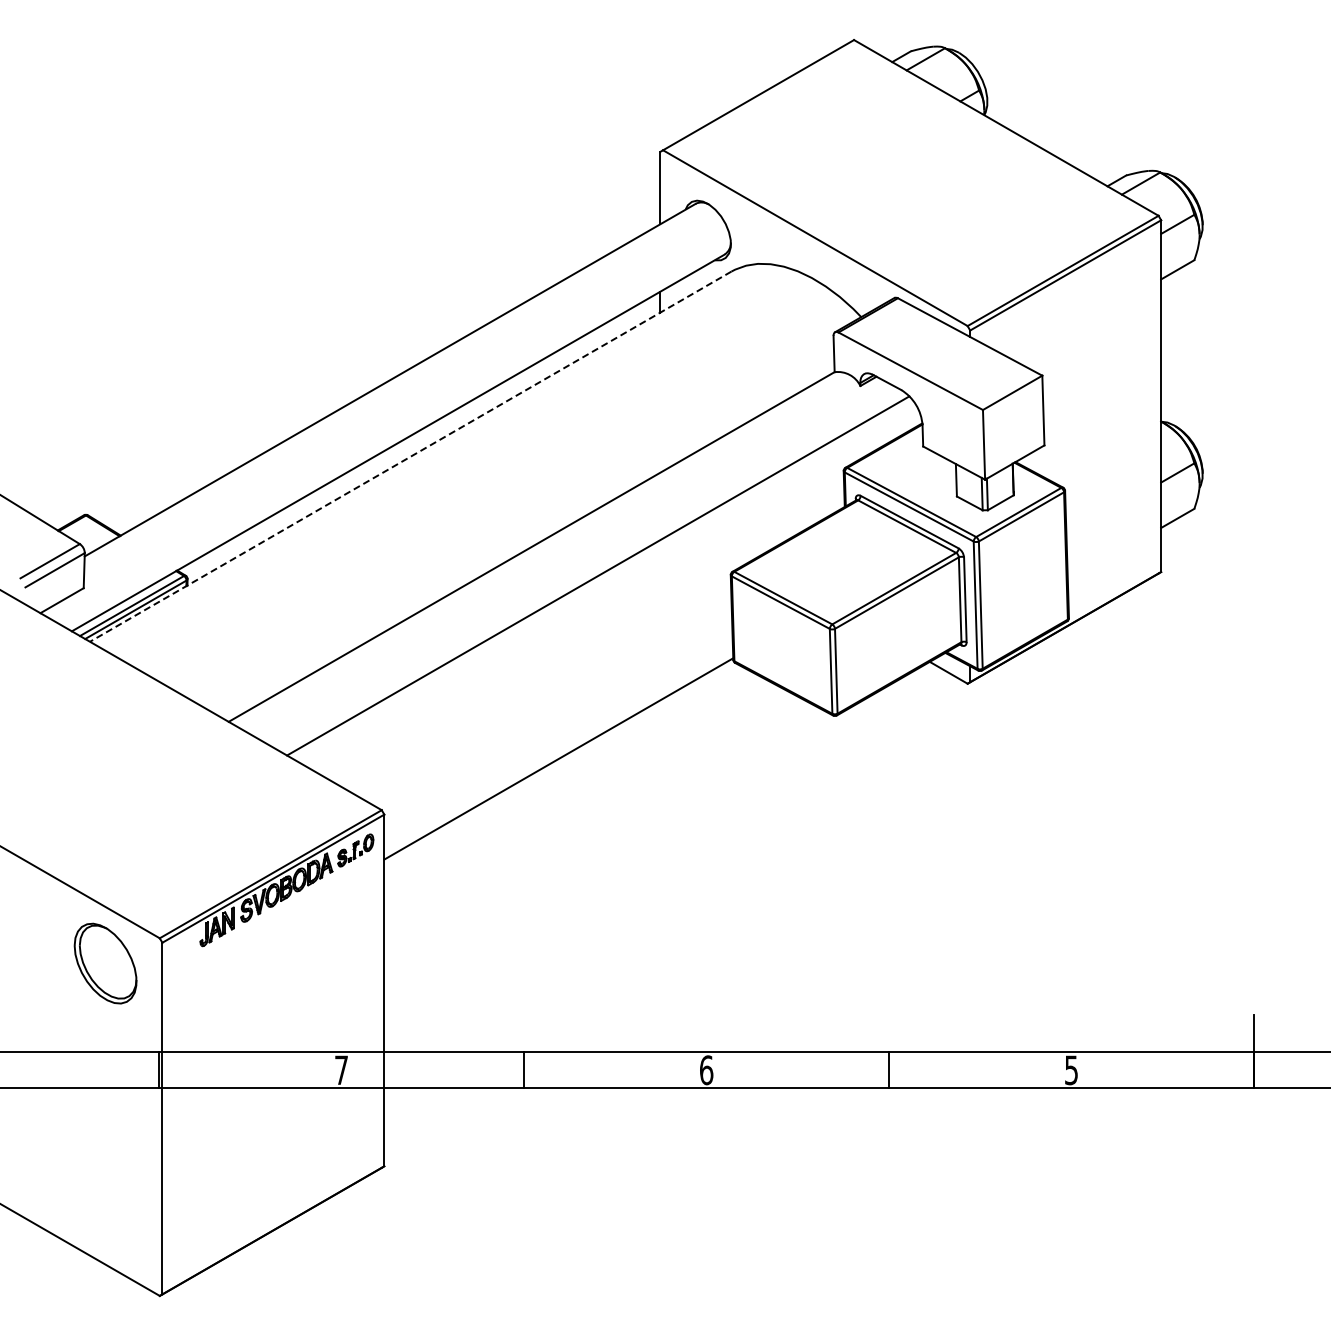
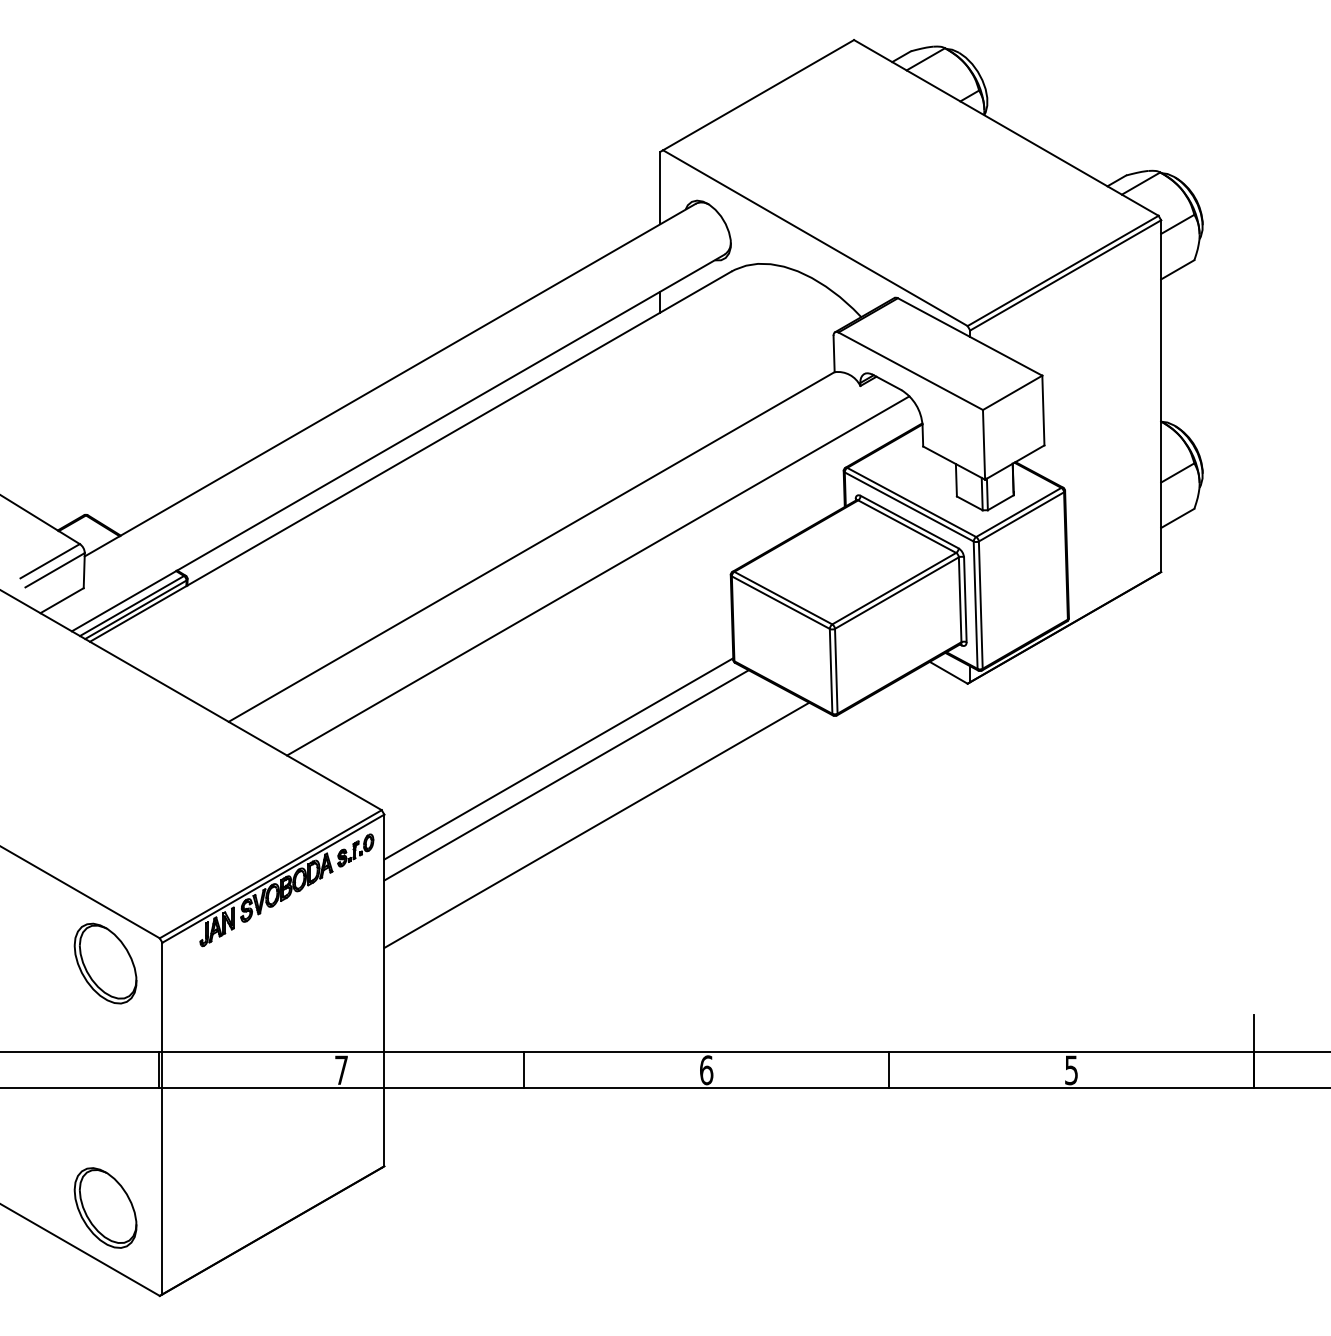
line: dashed -> solid (410, 456)
line: none -> present (566, 775)
line: none -> present (596, 825)
part: none -> present (105, 1207)
